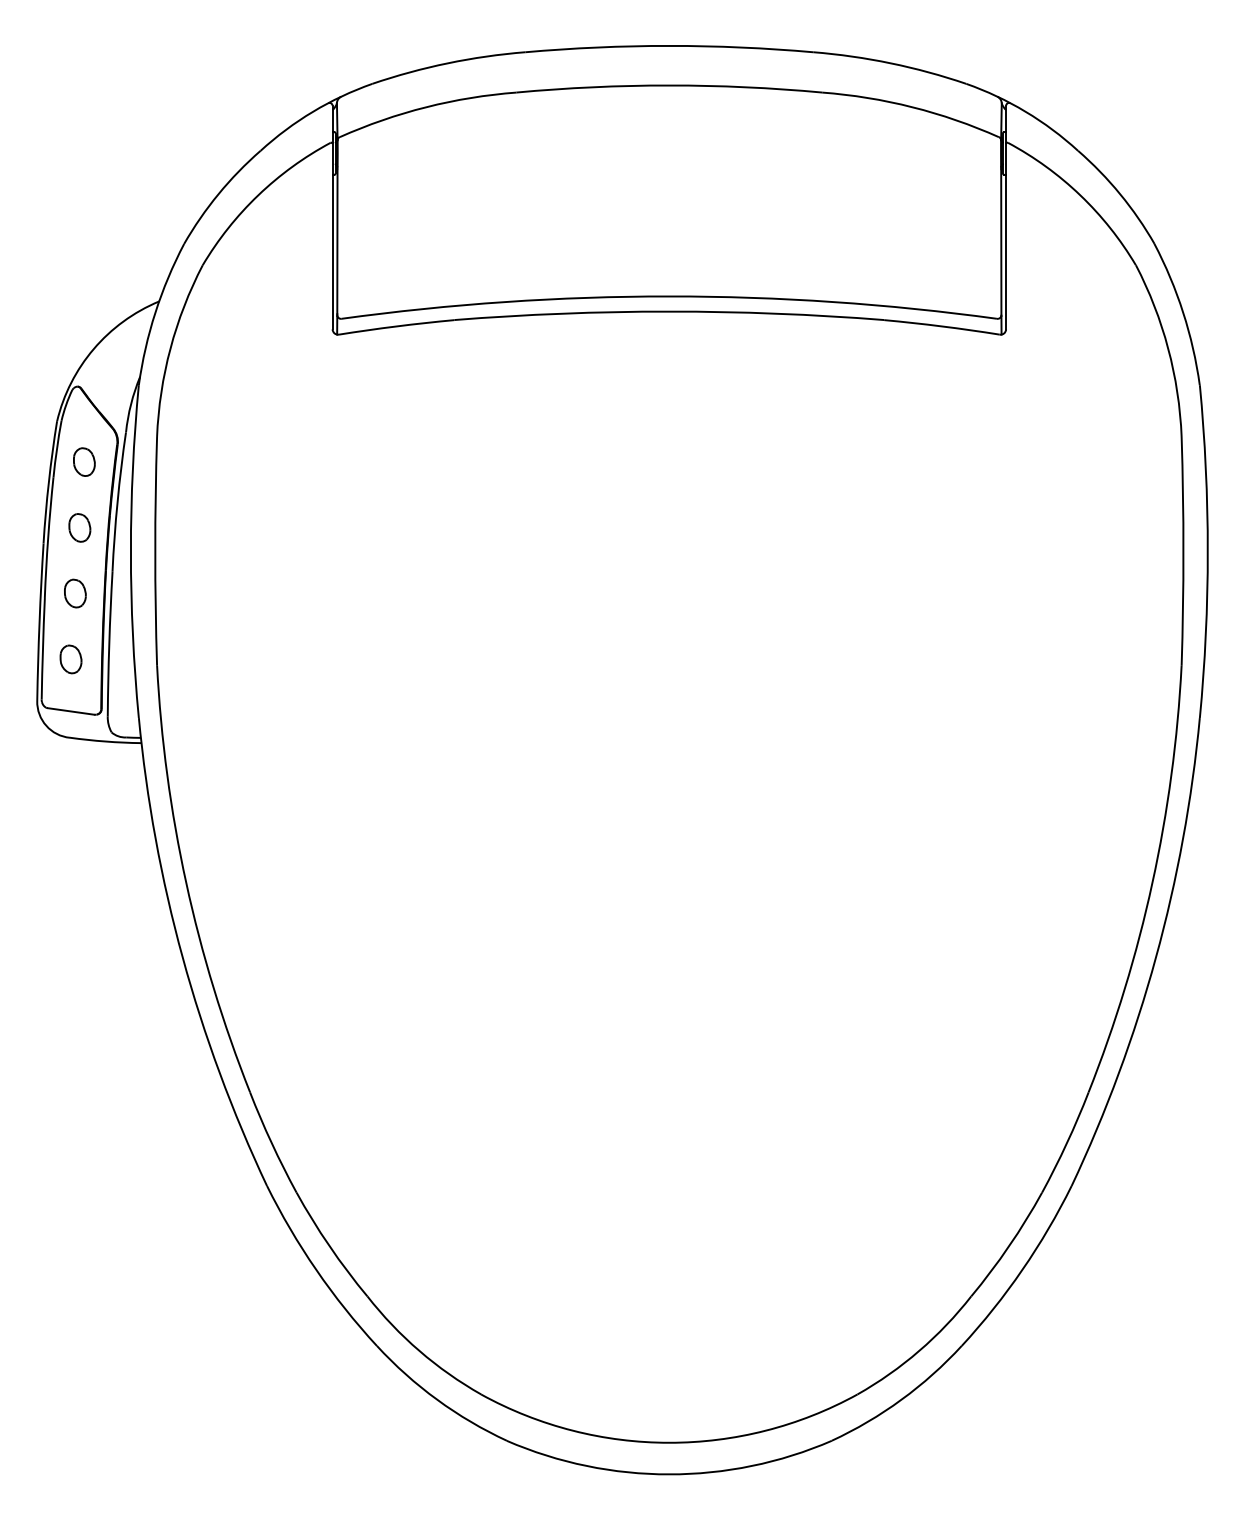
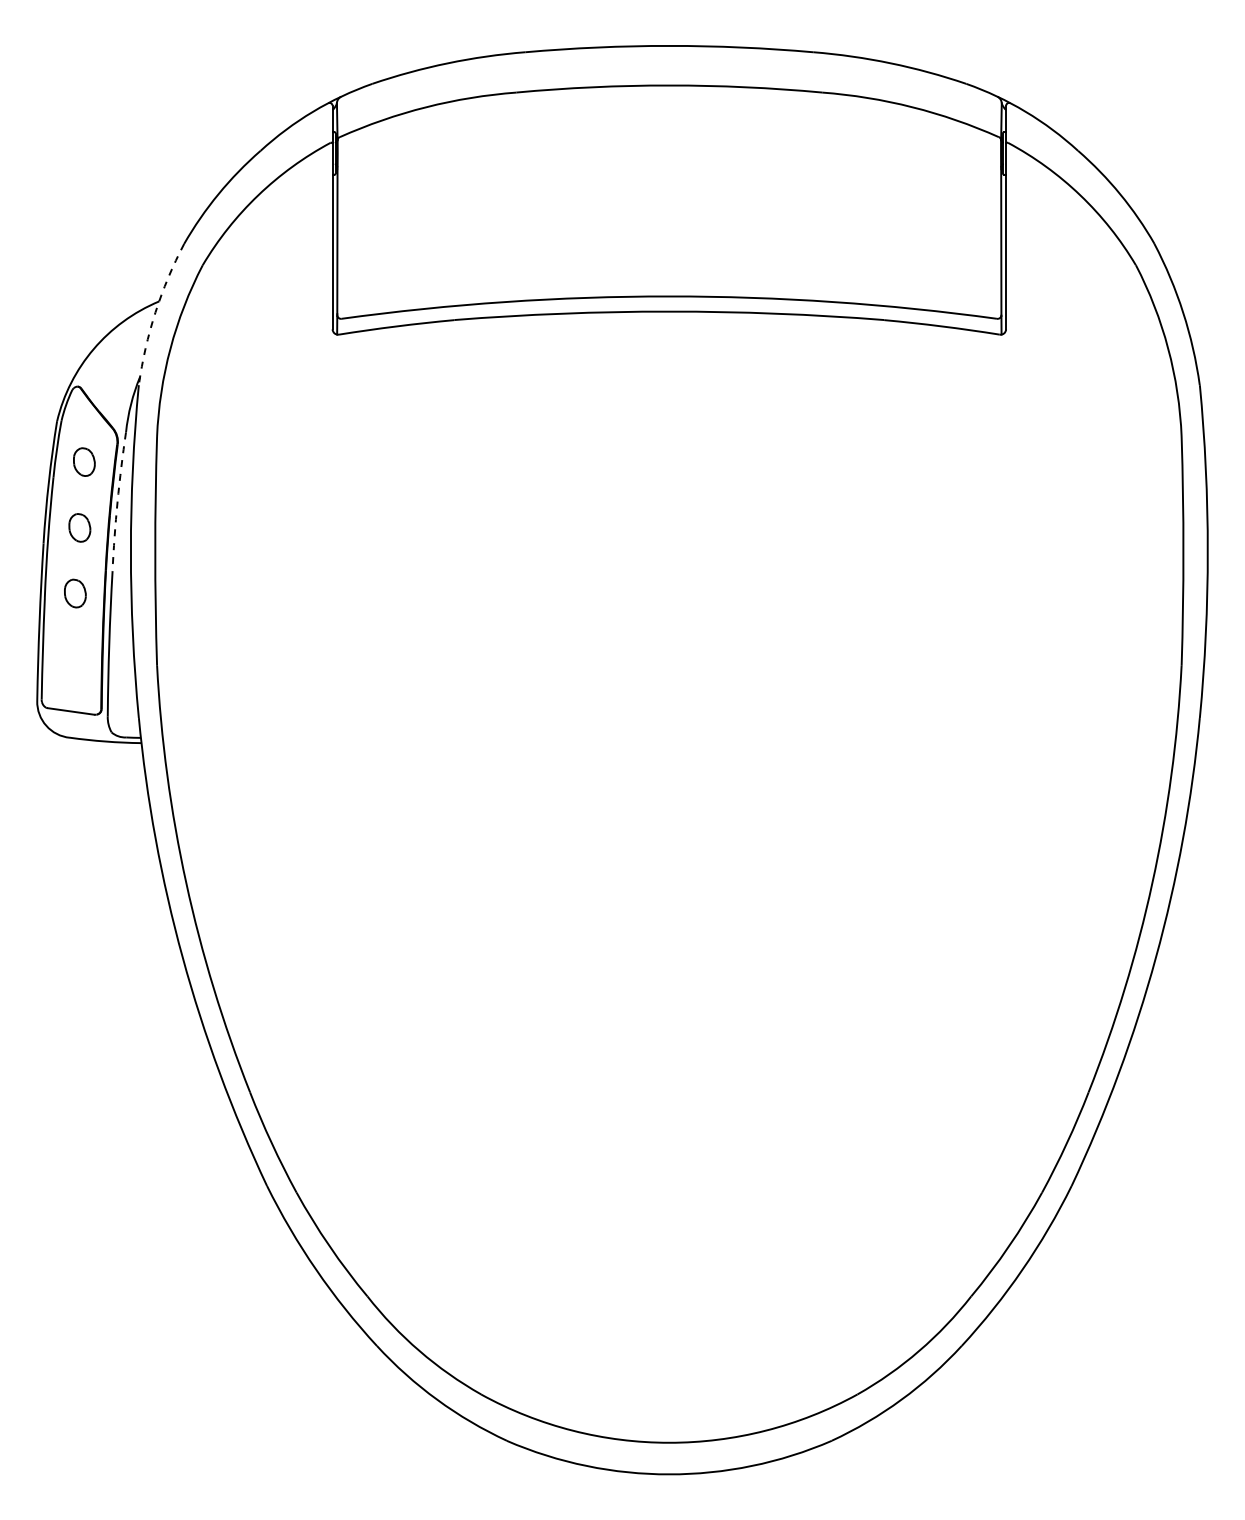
arc: solid -> dashed (155, 312)
arc: solid -> dashed (117, 501)
part: present -> none (70, 659)
